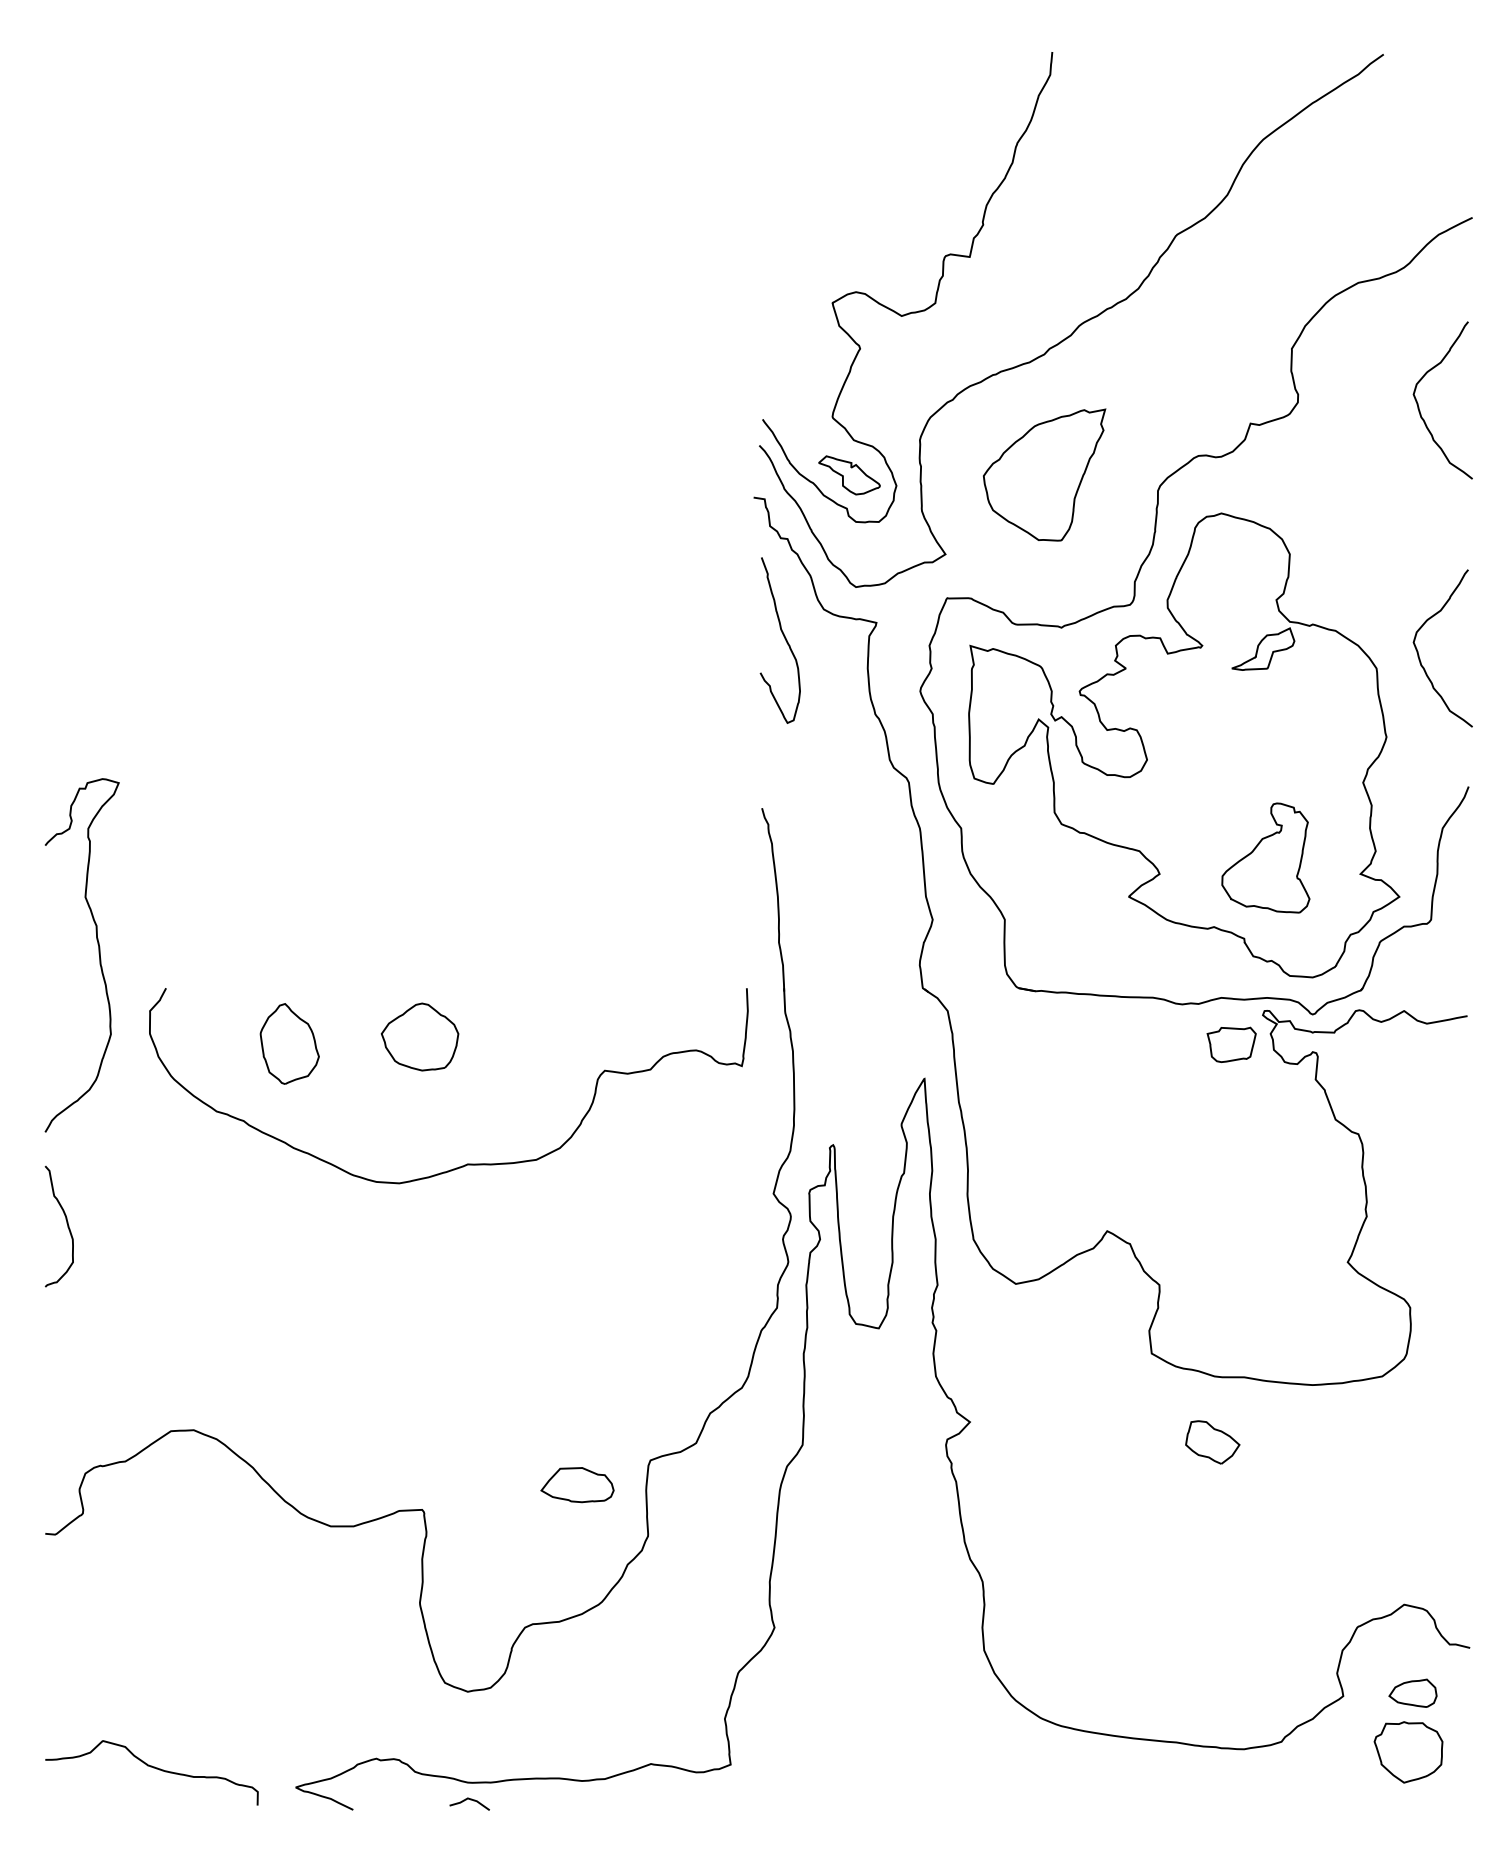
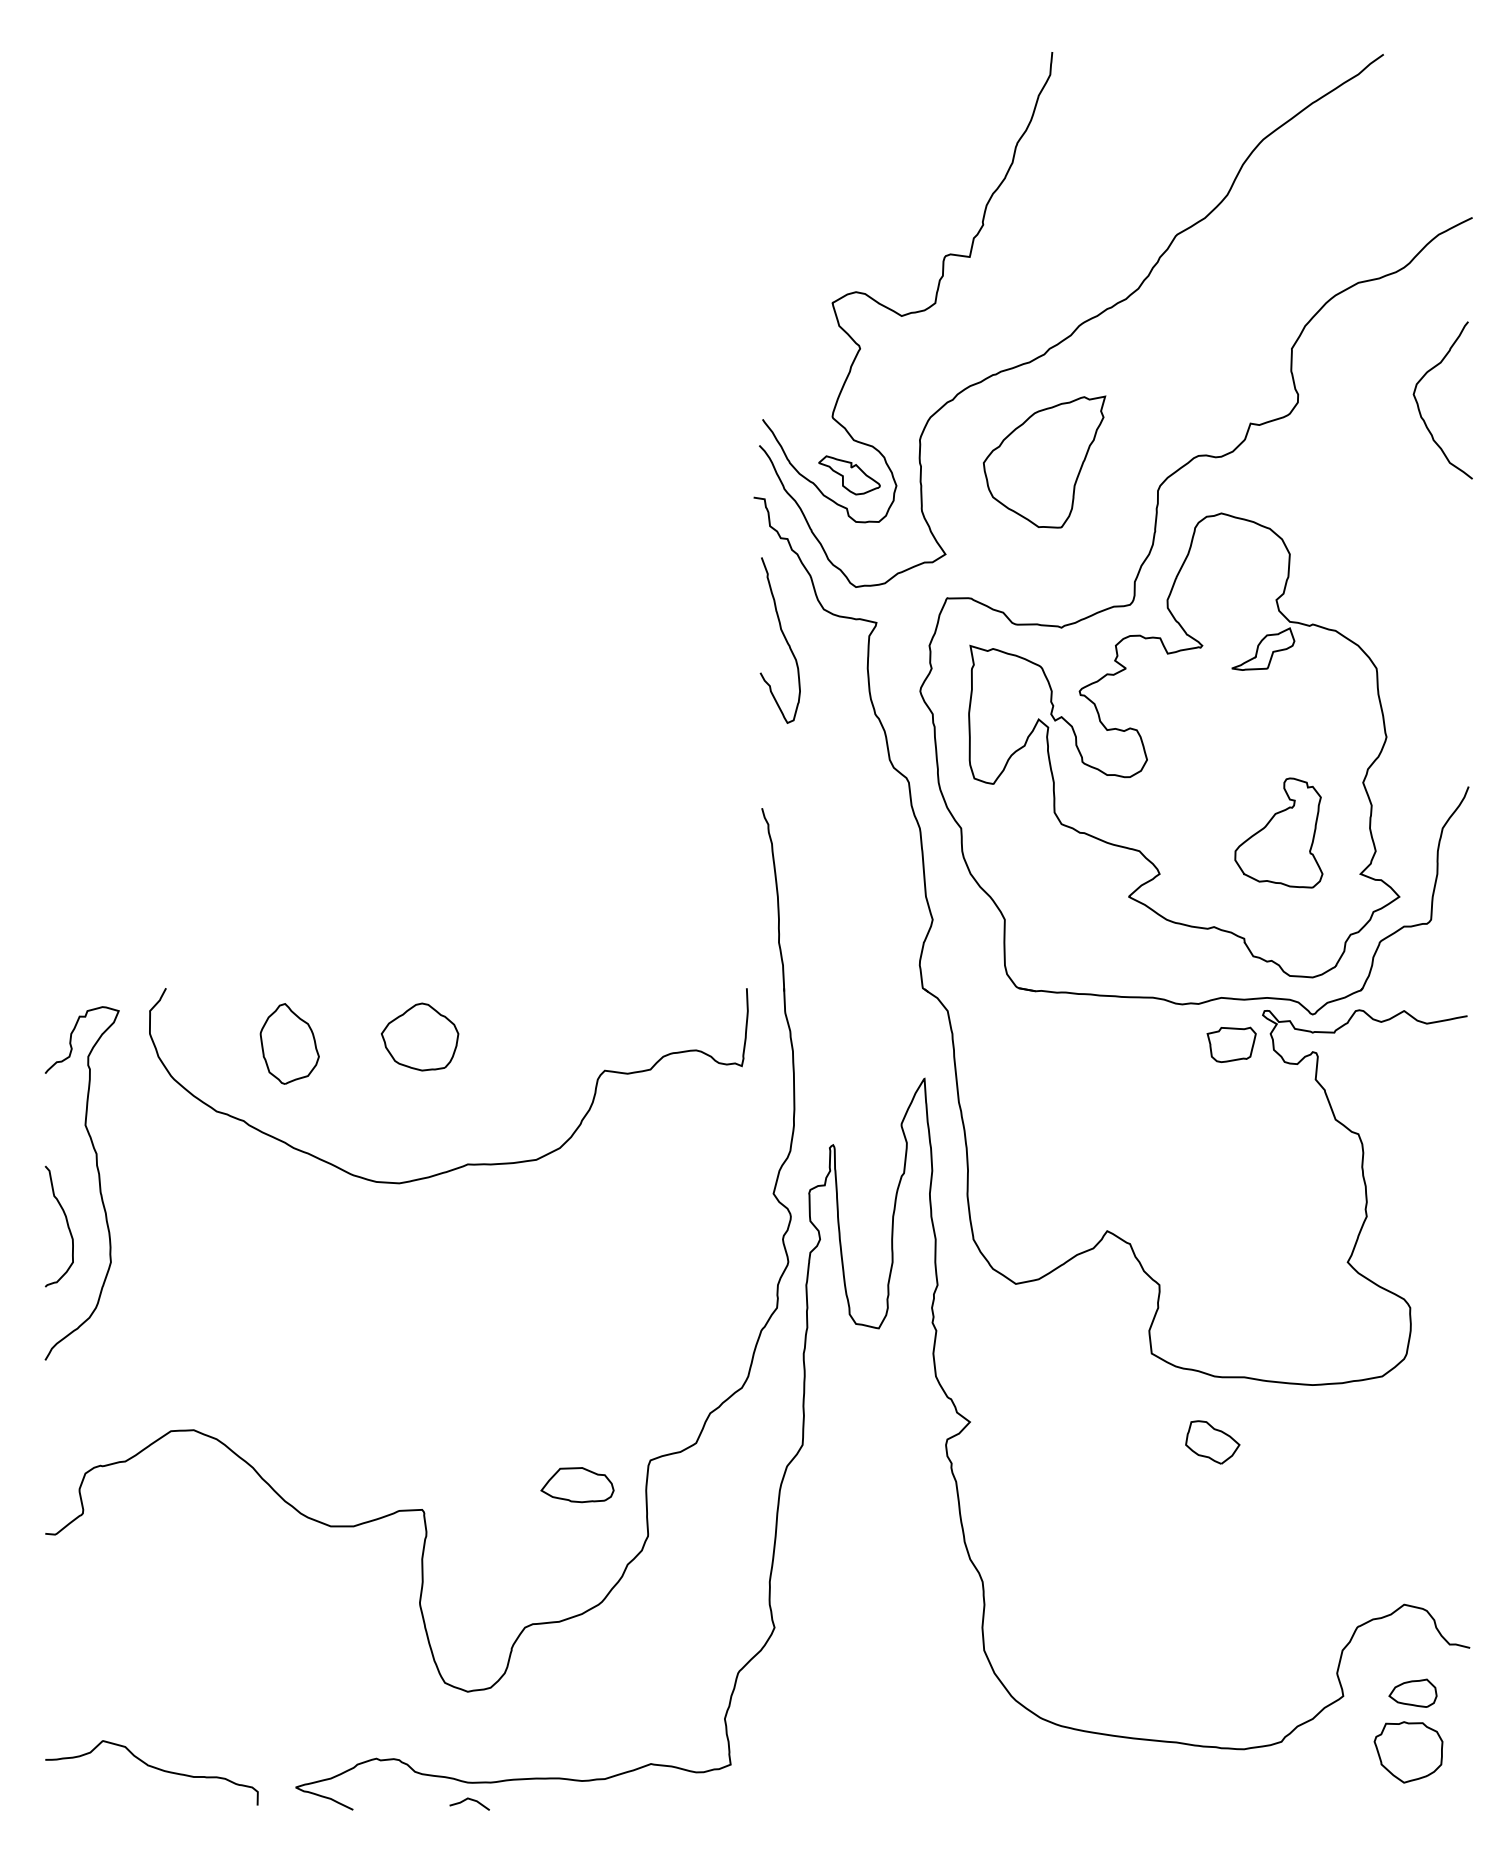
part position: (1044, 474) -> (1044, 461) (1044, 461)
curve: present -> none (1419, 655)
part position: (1265, 857) -> (1278, 832) (1278, 832)
curve position: (98, 954) -> (98, 1182) (98, 1182)
